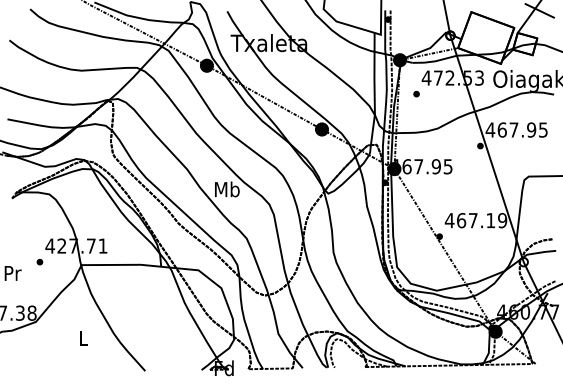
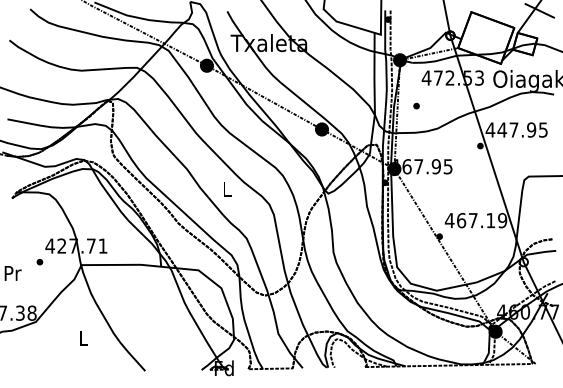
part position: (416, 93) -> (416, 105) (416, 105)
text: 467.95 -> 447.95 (502, 129)
text: Mb -> L (227, 189)
